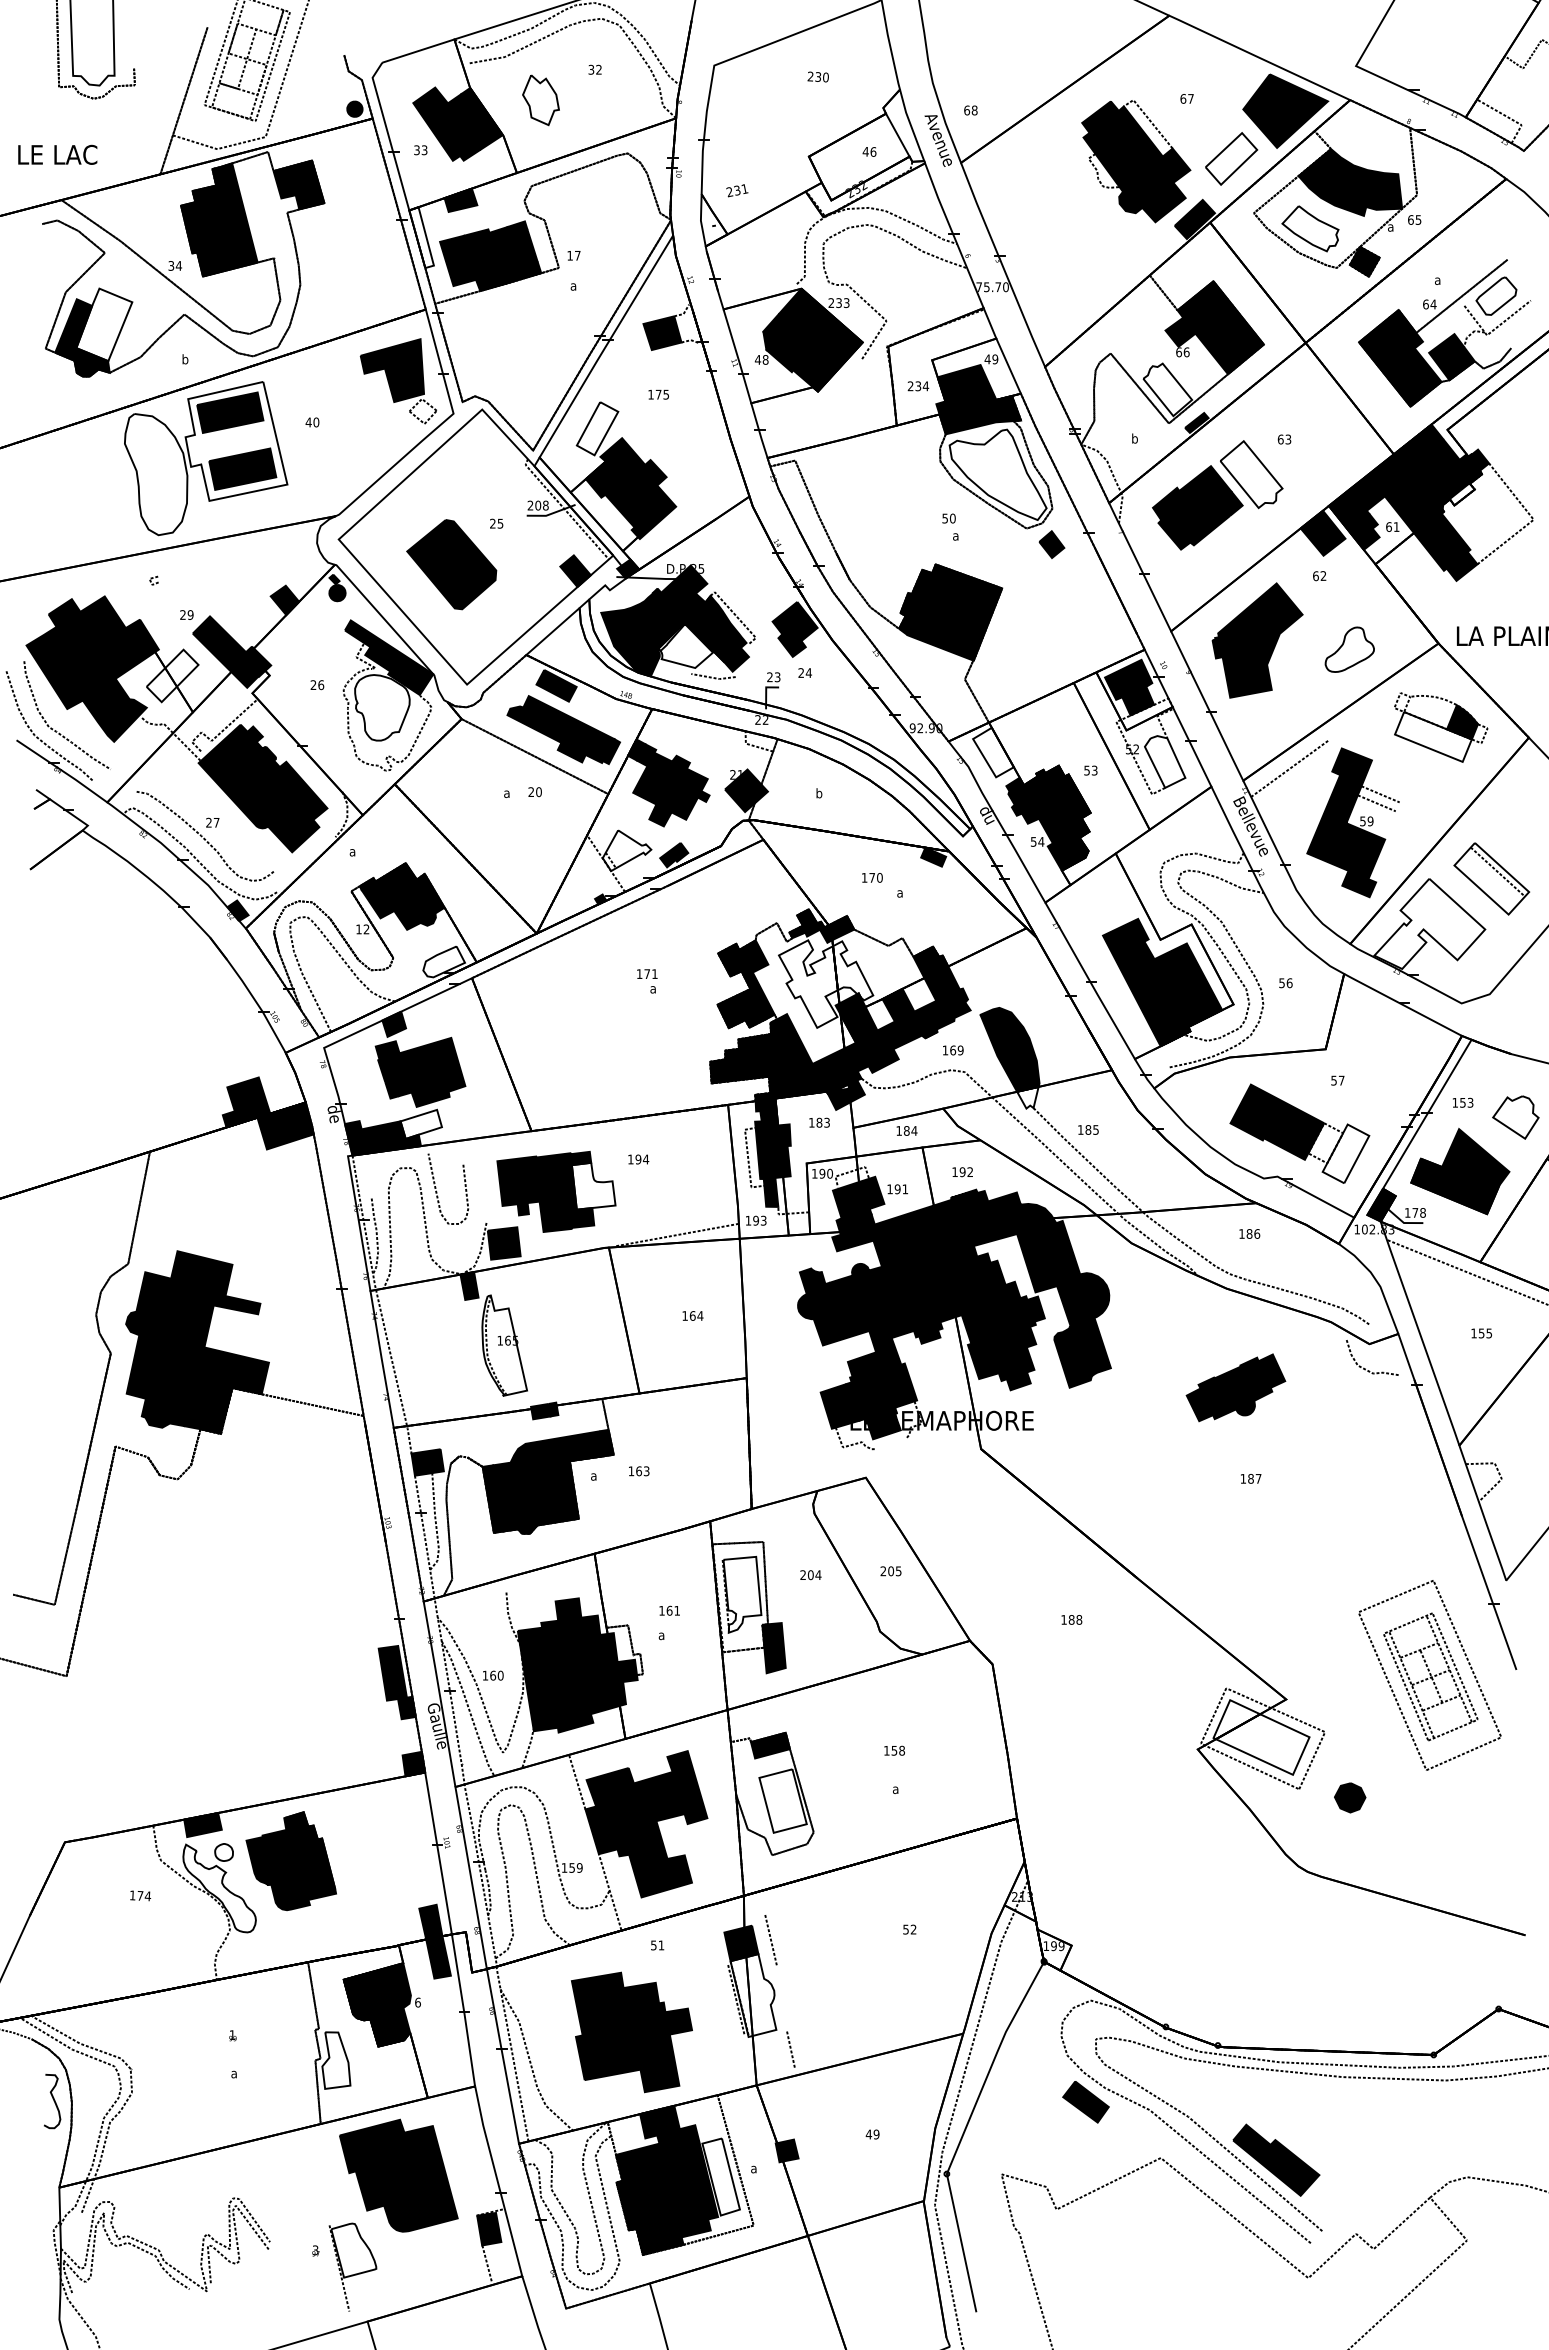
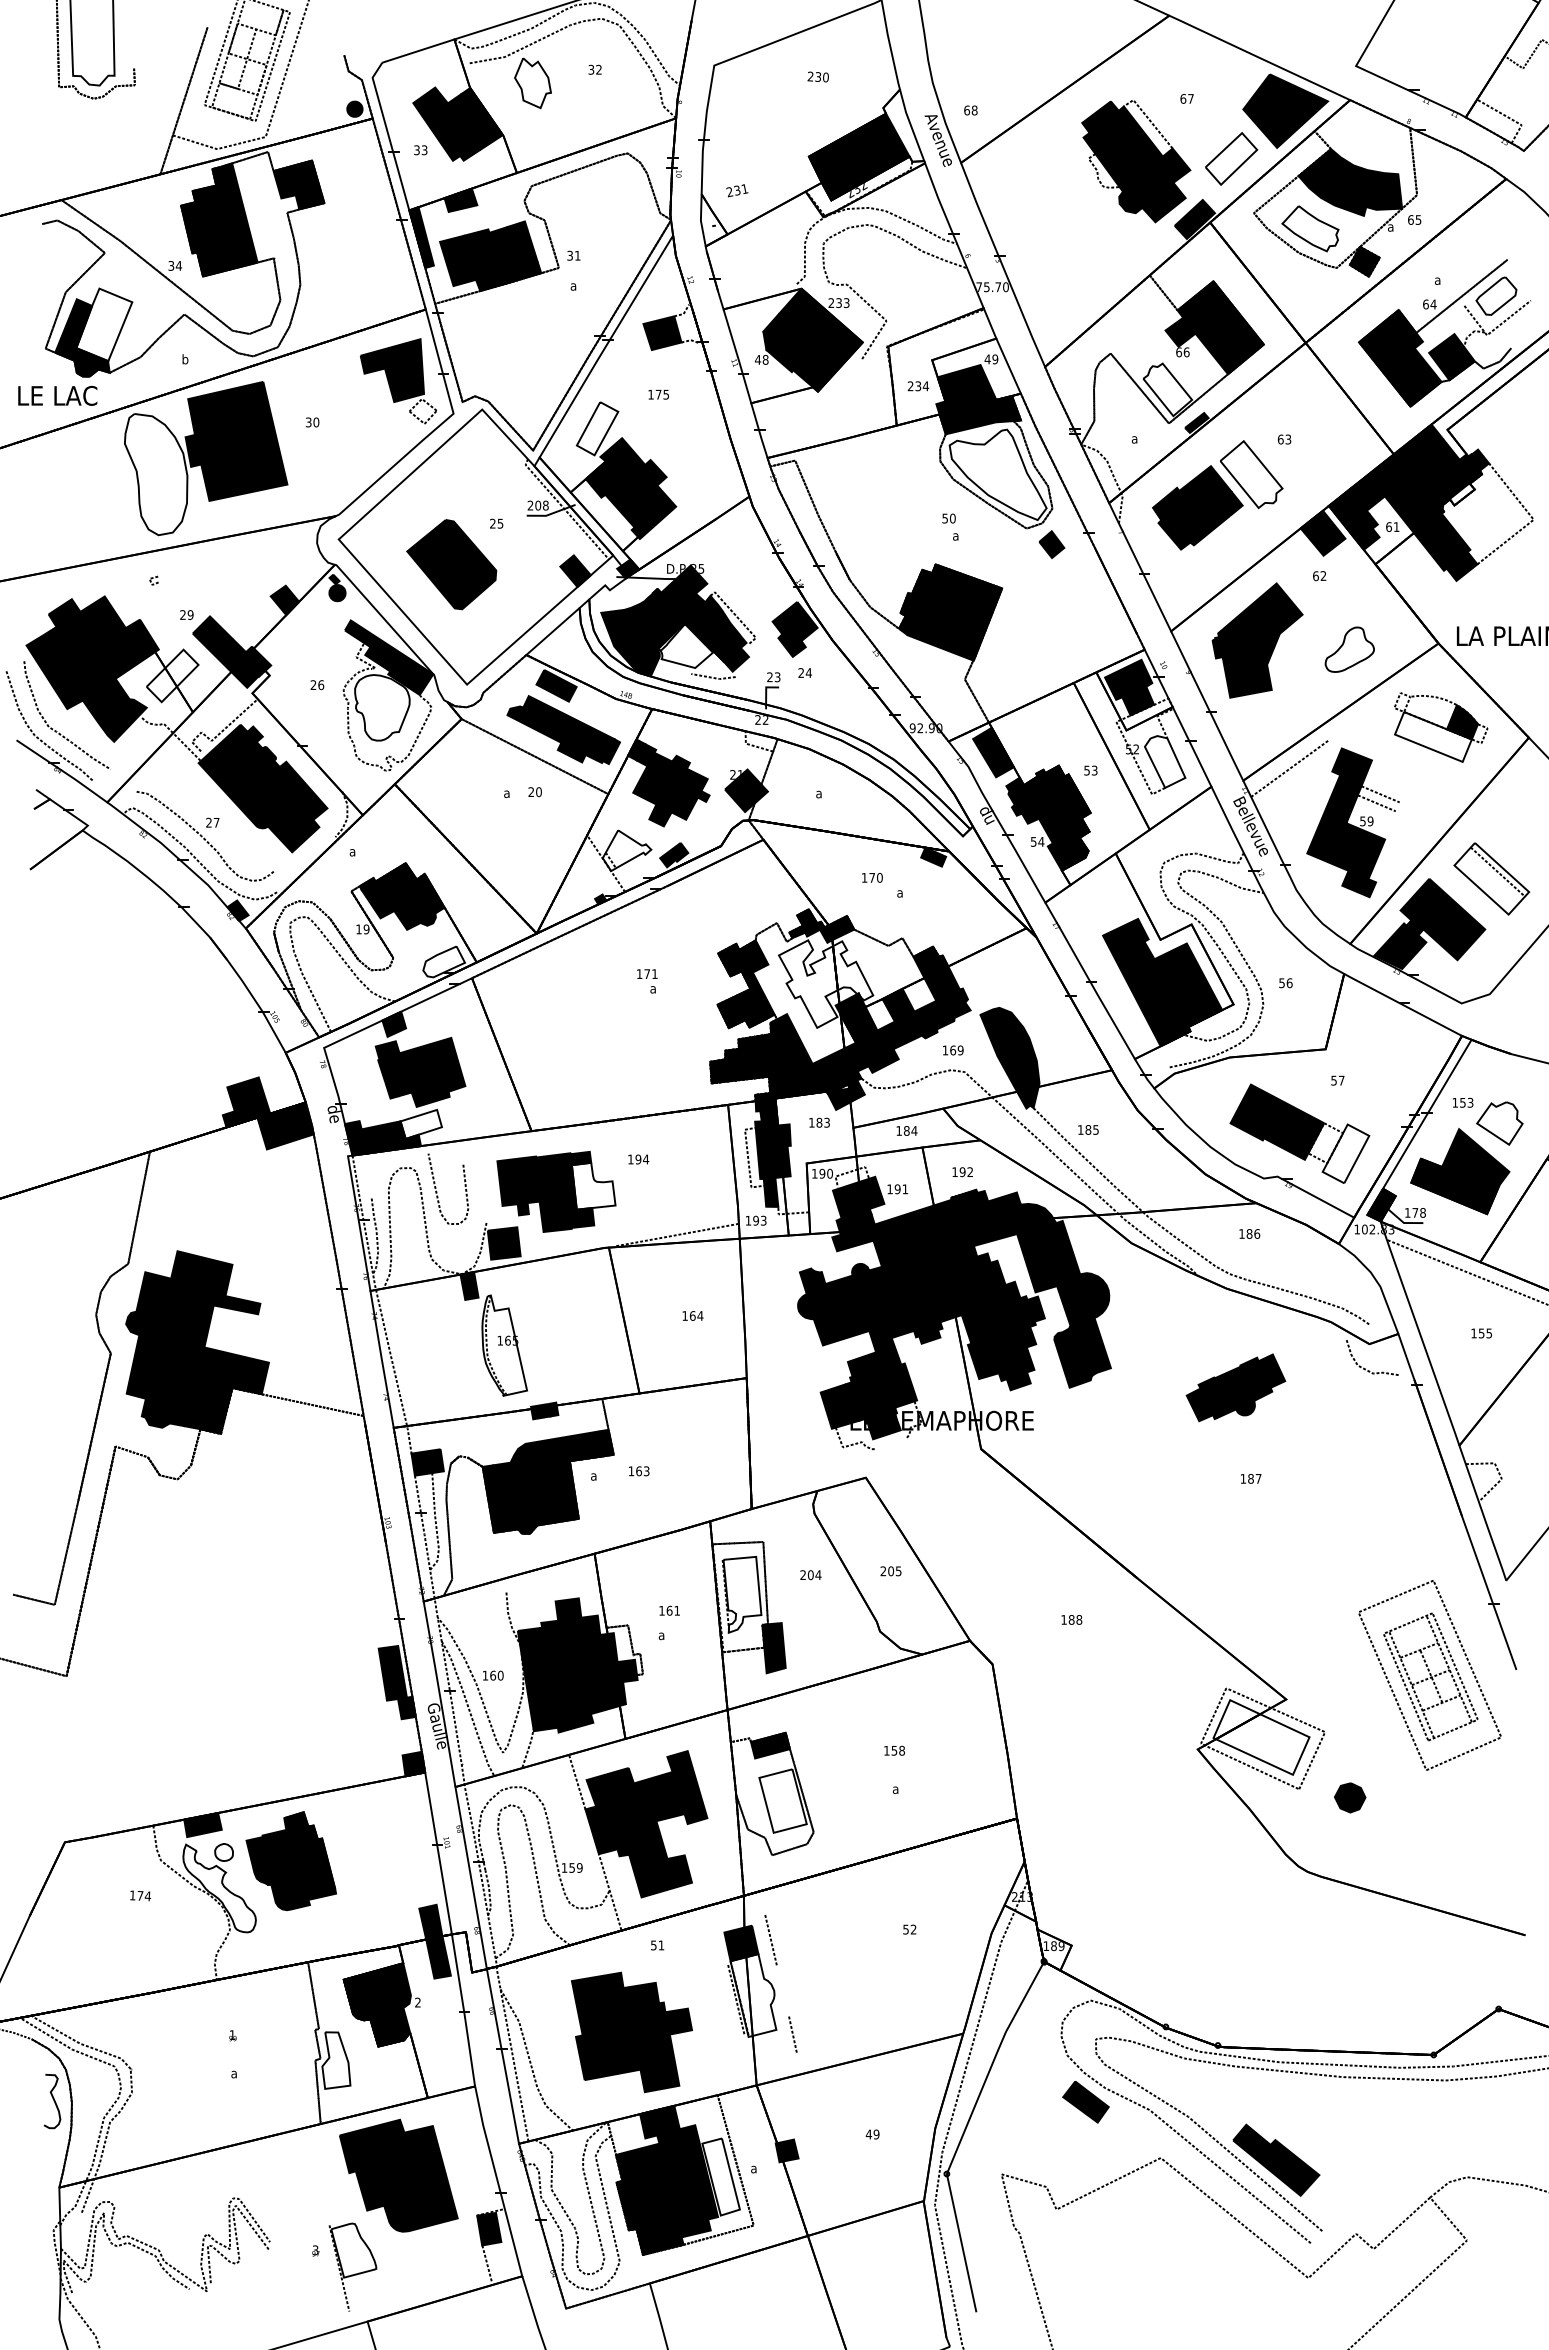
part position: (540, 100) -> (532, 83) (532, 83)
text position: (57, 154) -> (57, 395) (57, 395)
fill: none -> present (859, 156)
fill: none -> present (421, 237)
text: 17 -> 31 (573, 255)
text: 40 -> 30 (308, 422)
text: b -> a (1134, 438)
fill: none -> present (236, 440)
fill: none -> present (993, 752)
text: b -> a (819, 793)
fill: none -> present (1429, 923)
text: 12 -> 19 (366, 929)
fill: none -> present (1027, 1097)
part position: (1515, 1117) -> (1499, 1123) (1499, 1123)
text: 199 -> 189 (1053, 1946)
text: 6 -> 2 (417, 2002)
line position: (790, 2048) -> (792, 2033) (792, 2033)
